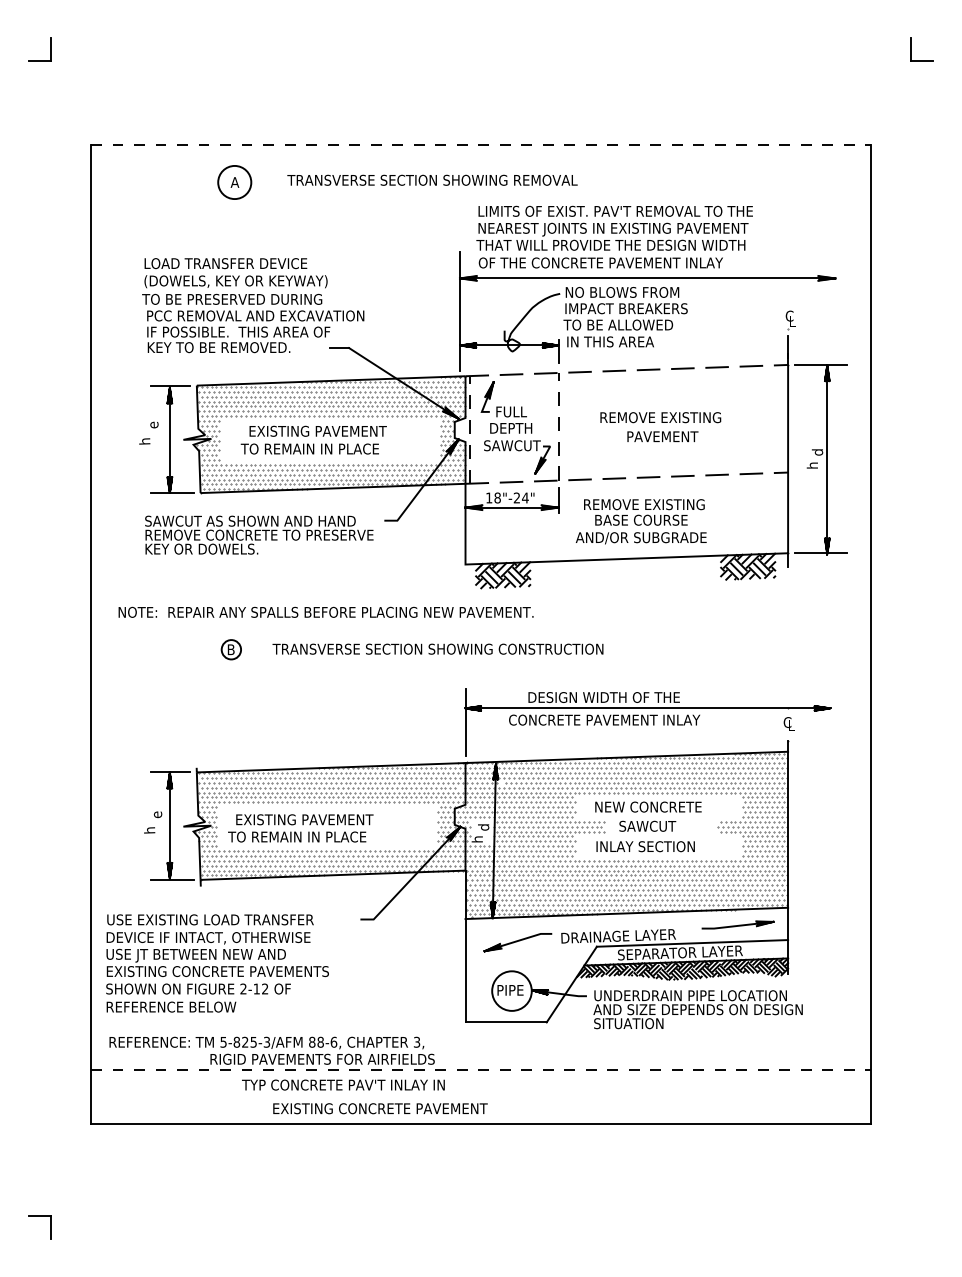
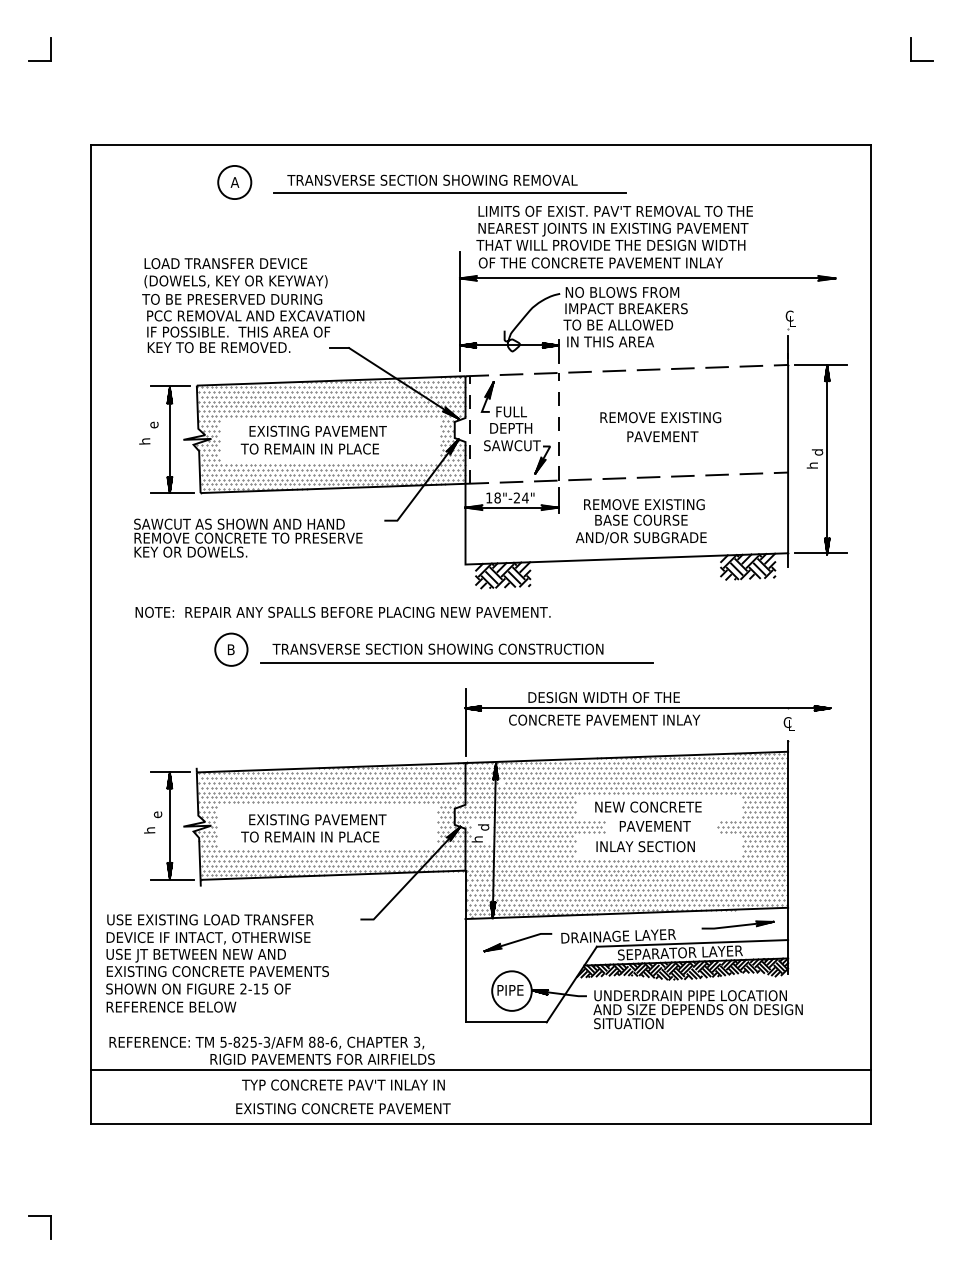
line: dashed -> solid (481, 145)
line: none -> present (449, 193)
text position: (259, 534) -> (248, 537) (248, 537)
text position: (325, 611) -> (342, 611) (342, 611)
circle diameter: 19 px -> 32 px (231, 649)
line: none -> present (456, 662)
text: SAWCUT -> PAVEMENT (654, 825)
text position: (300, 828) -> (313, 828) (313, 828)
text: 2-12 -> 2-15 (265, 988)
line: dashed -> solid (481, 1070)
text position: (380, 1108) -> (343, 1108) (343, 1108)
